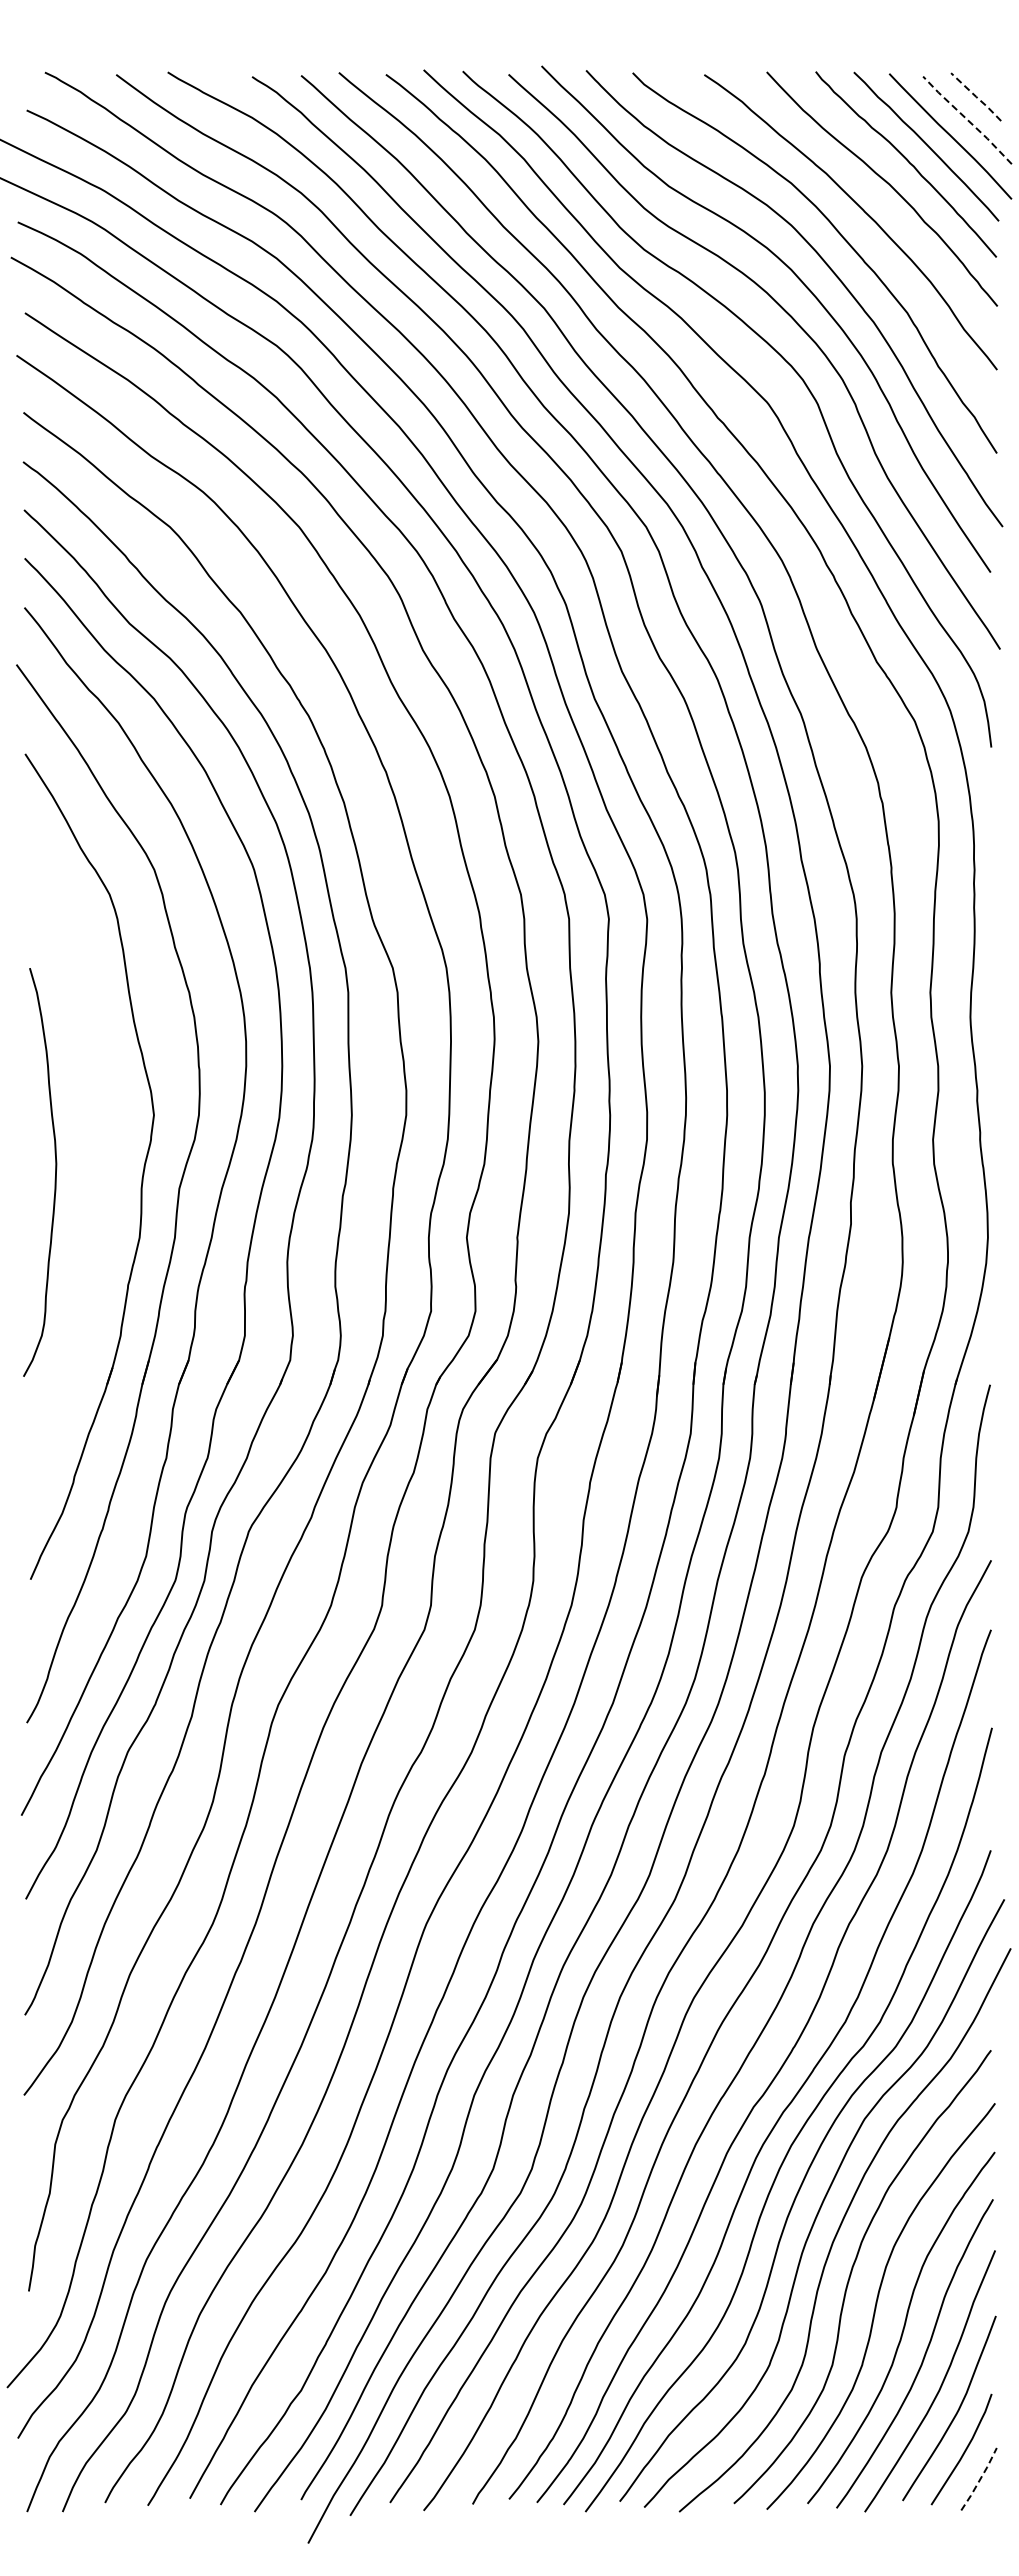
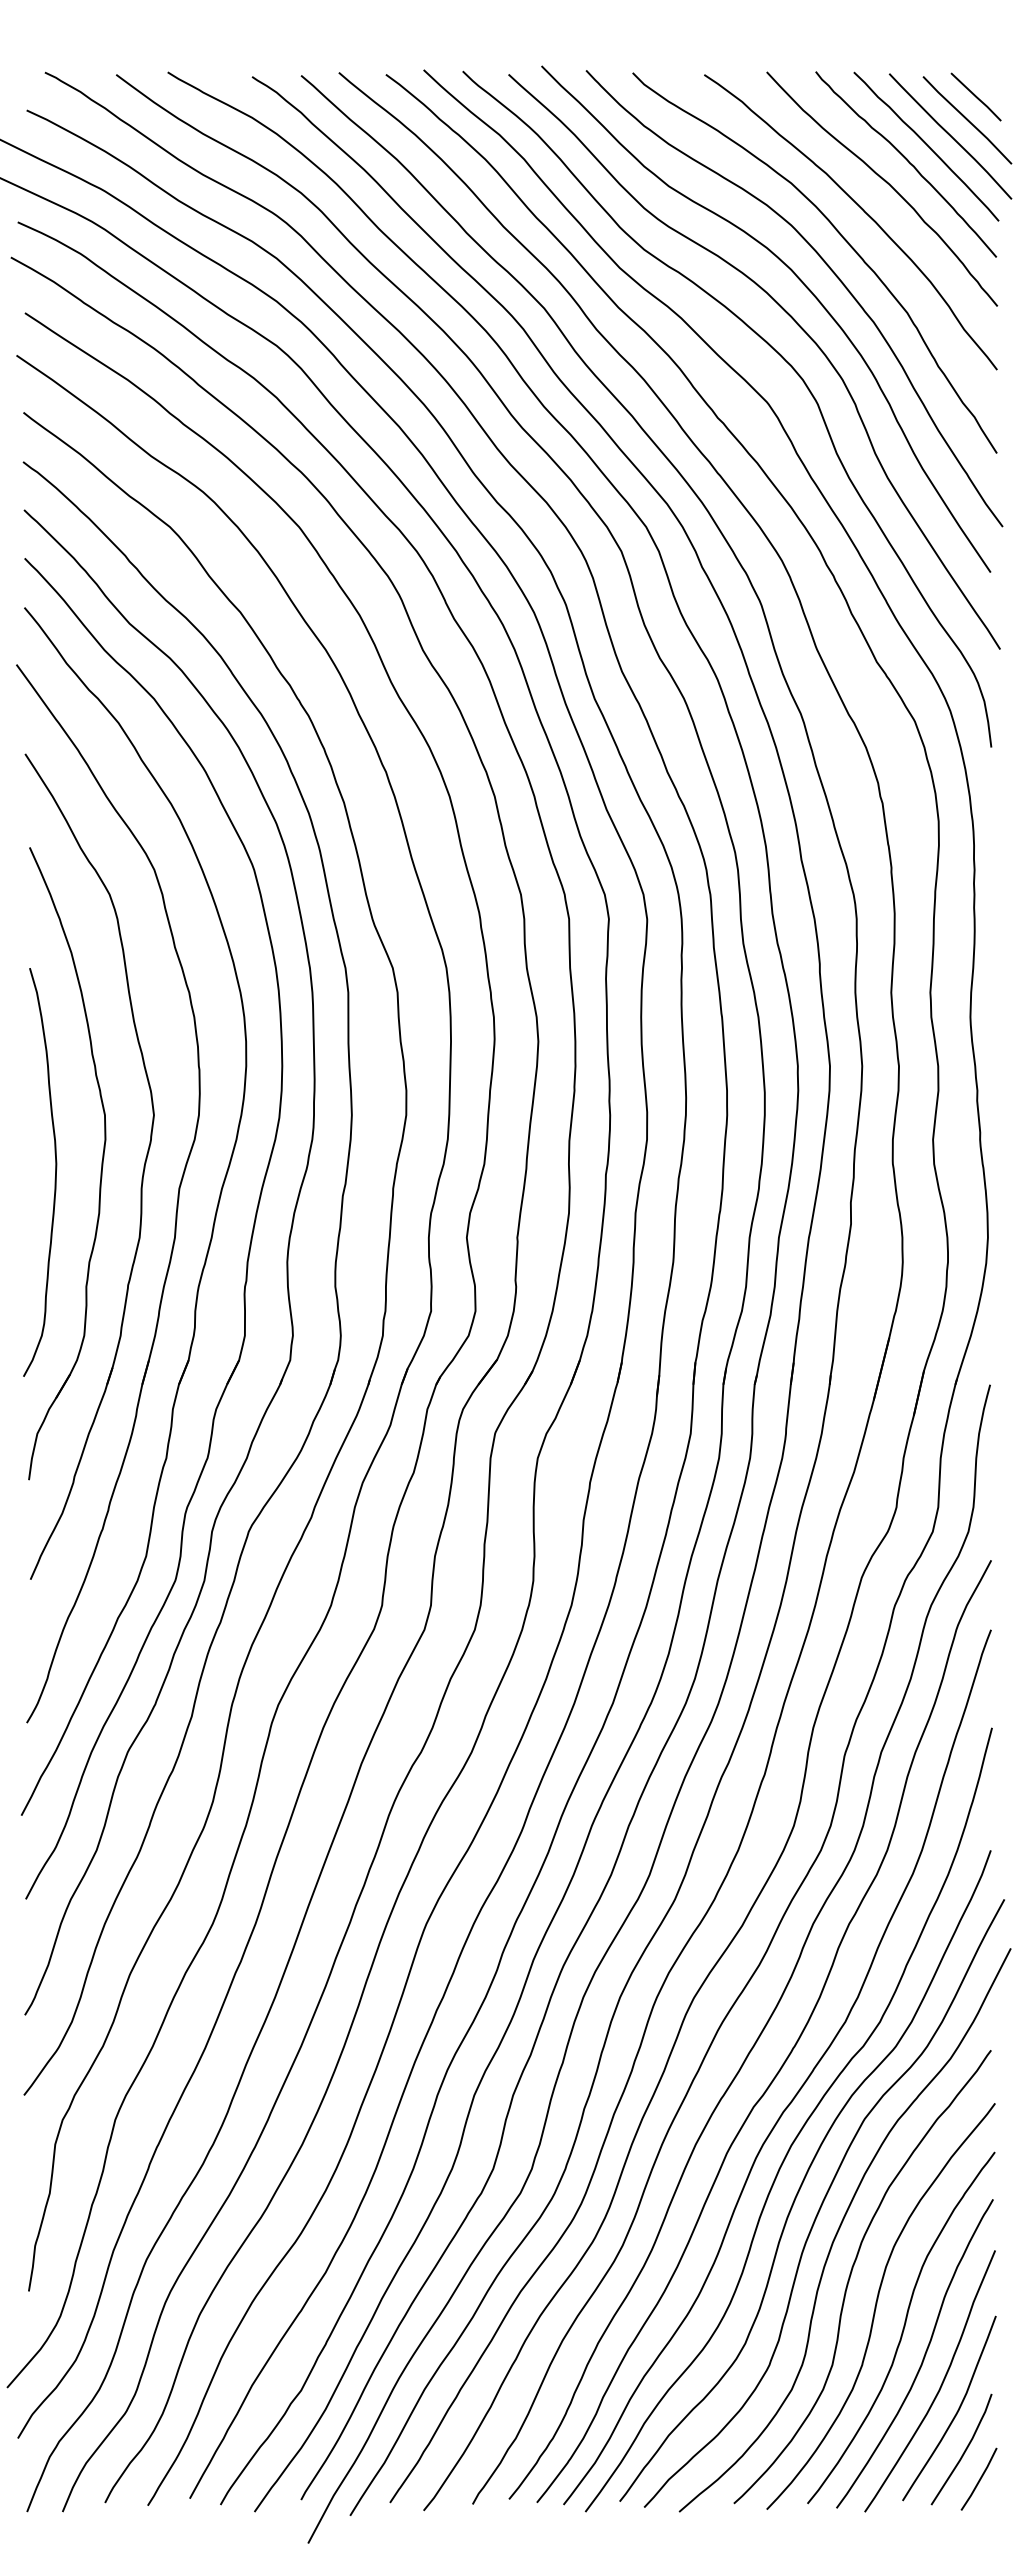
line: dashed -> solid (976, 96)
line: dashed -> solid (967, 120)
part: none -> present (100, 1171)
line: dashed -> solid (980, 2479)
